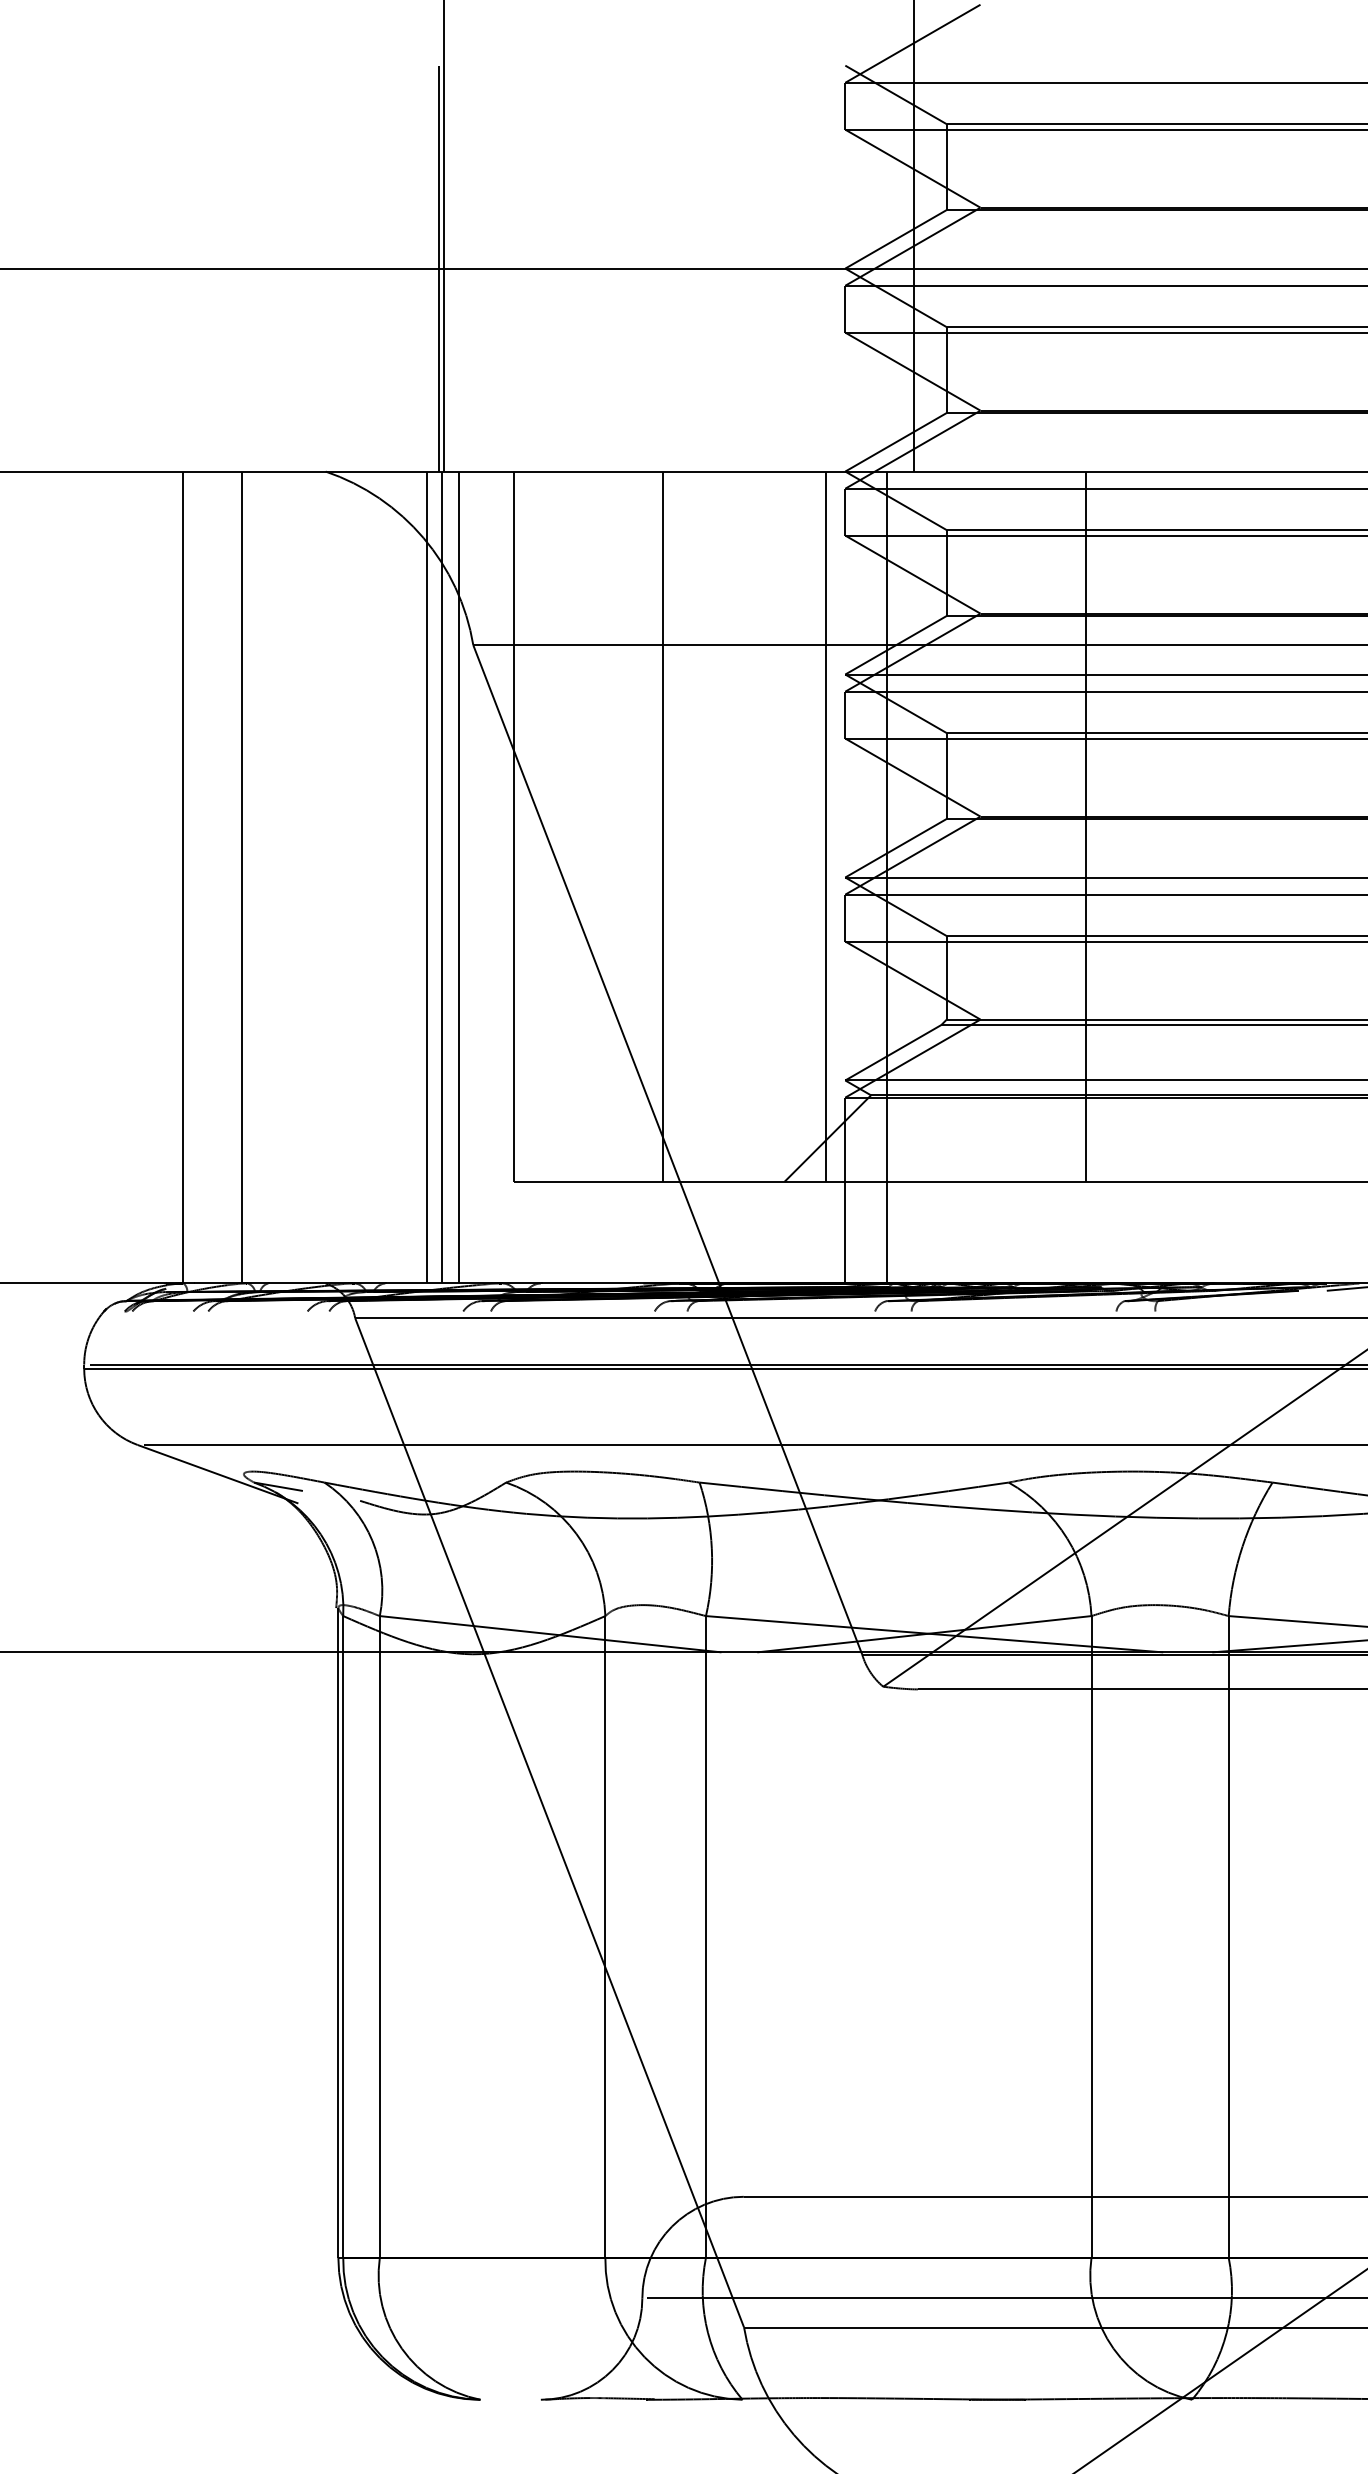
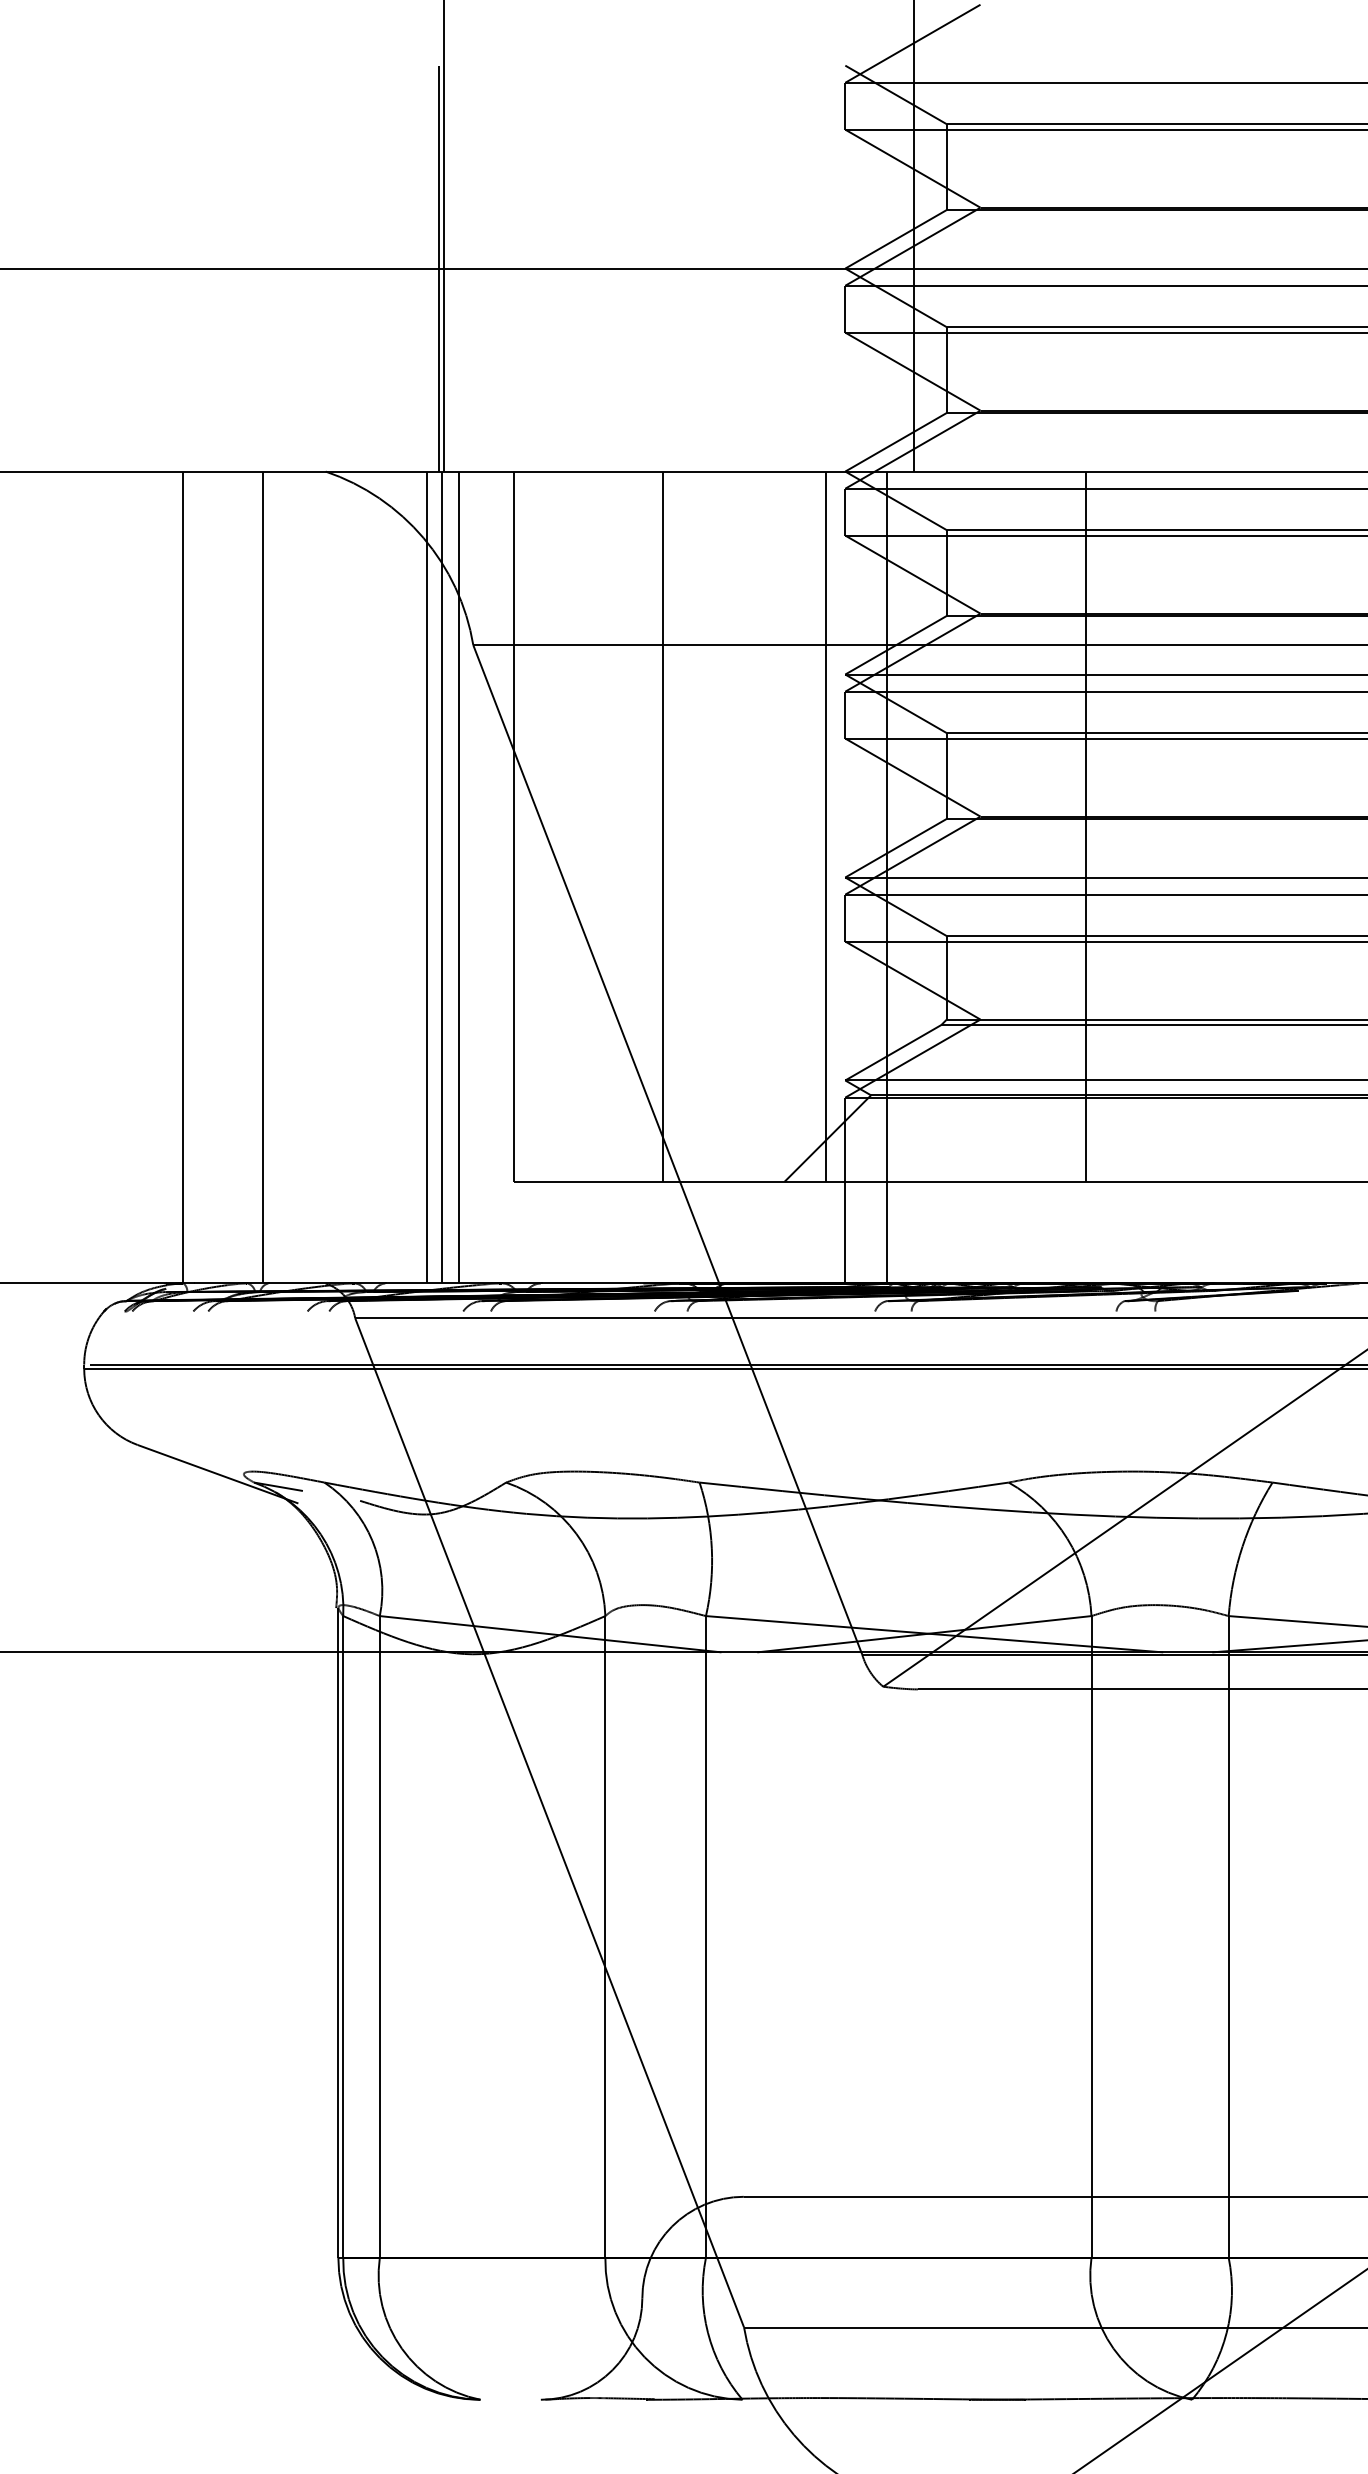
line position: (242, 877) -> (263, 877) (263, 877)
line: present -> none (1345, 1288)
line: present -> none (754, 1444)
line: present -> none (1005, 2298)
